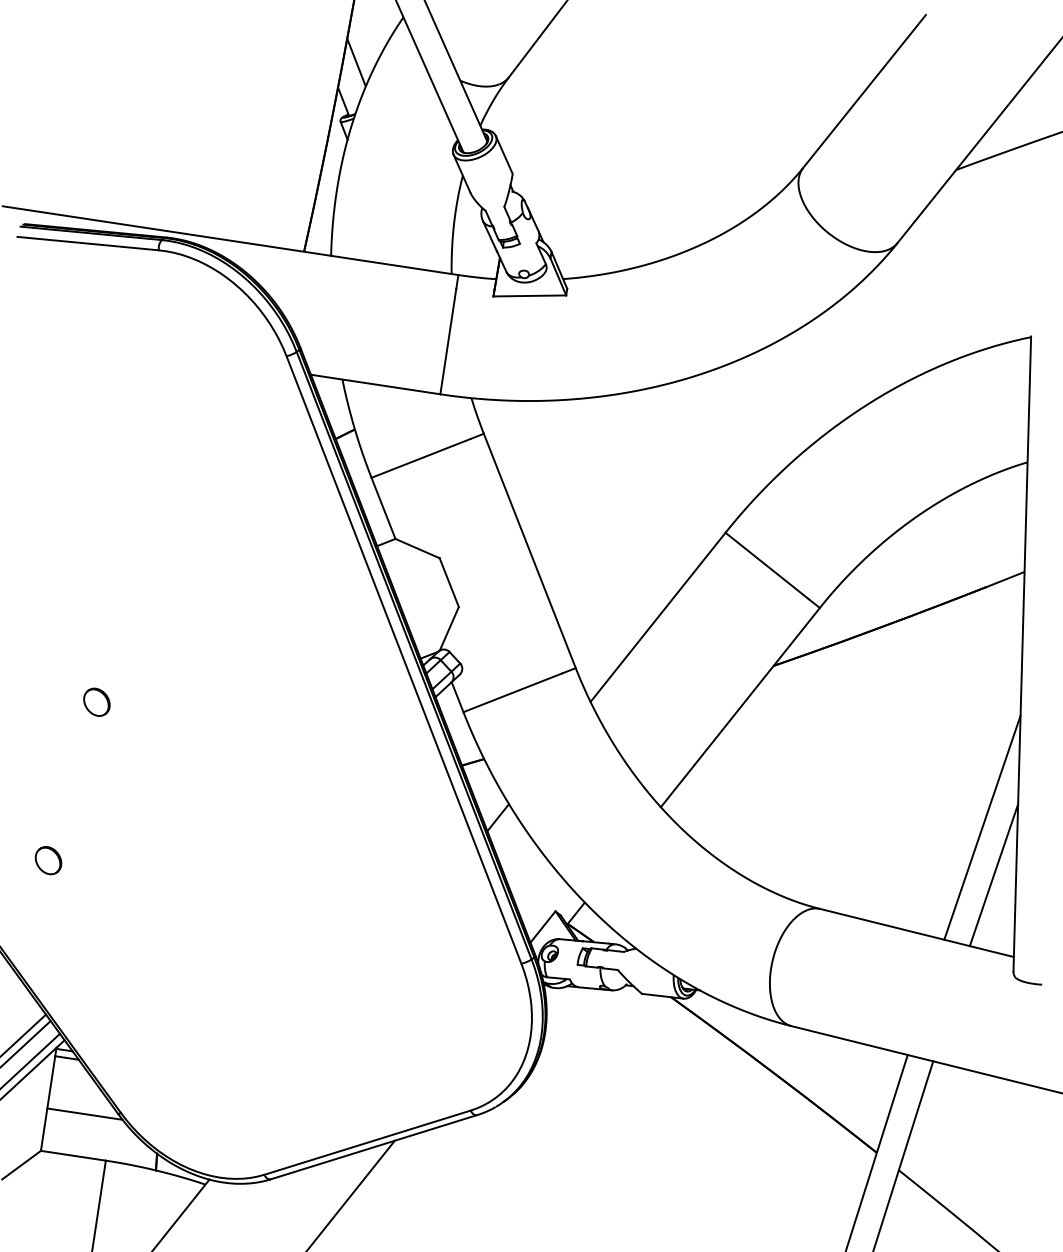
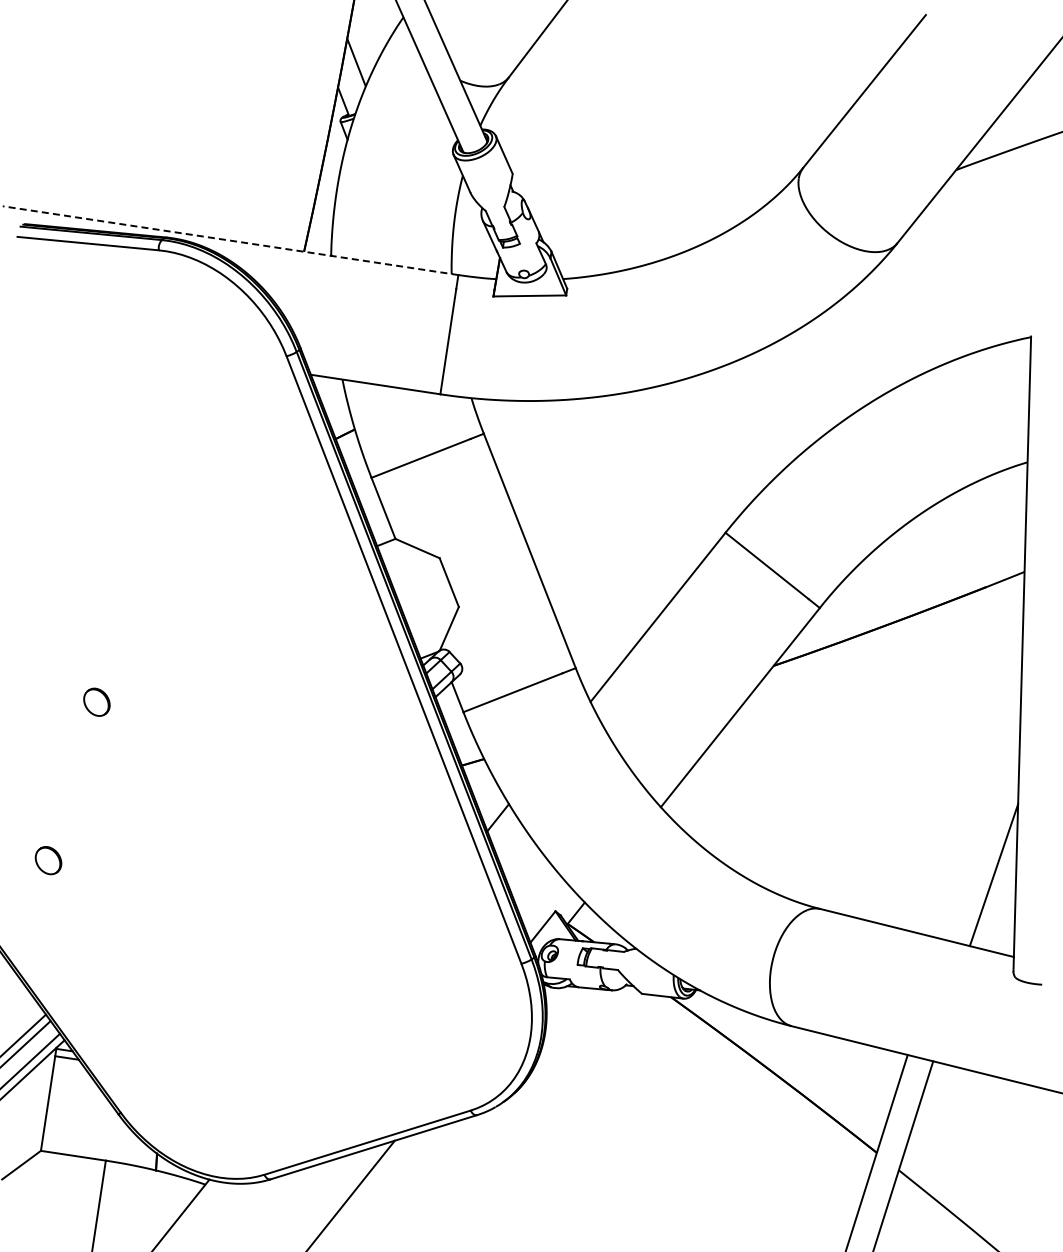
line: solid -> dashed (230, 240)
line: present -> none (982, 827)
line: present -> none (84, 1113)
